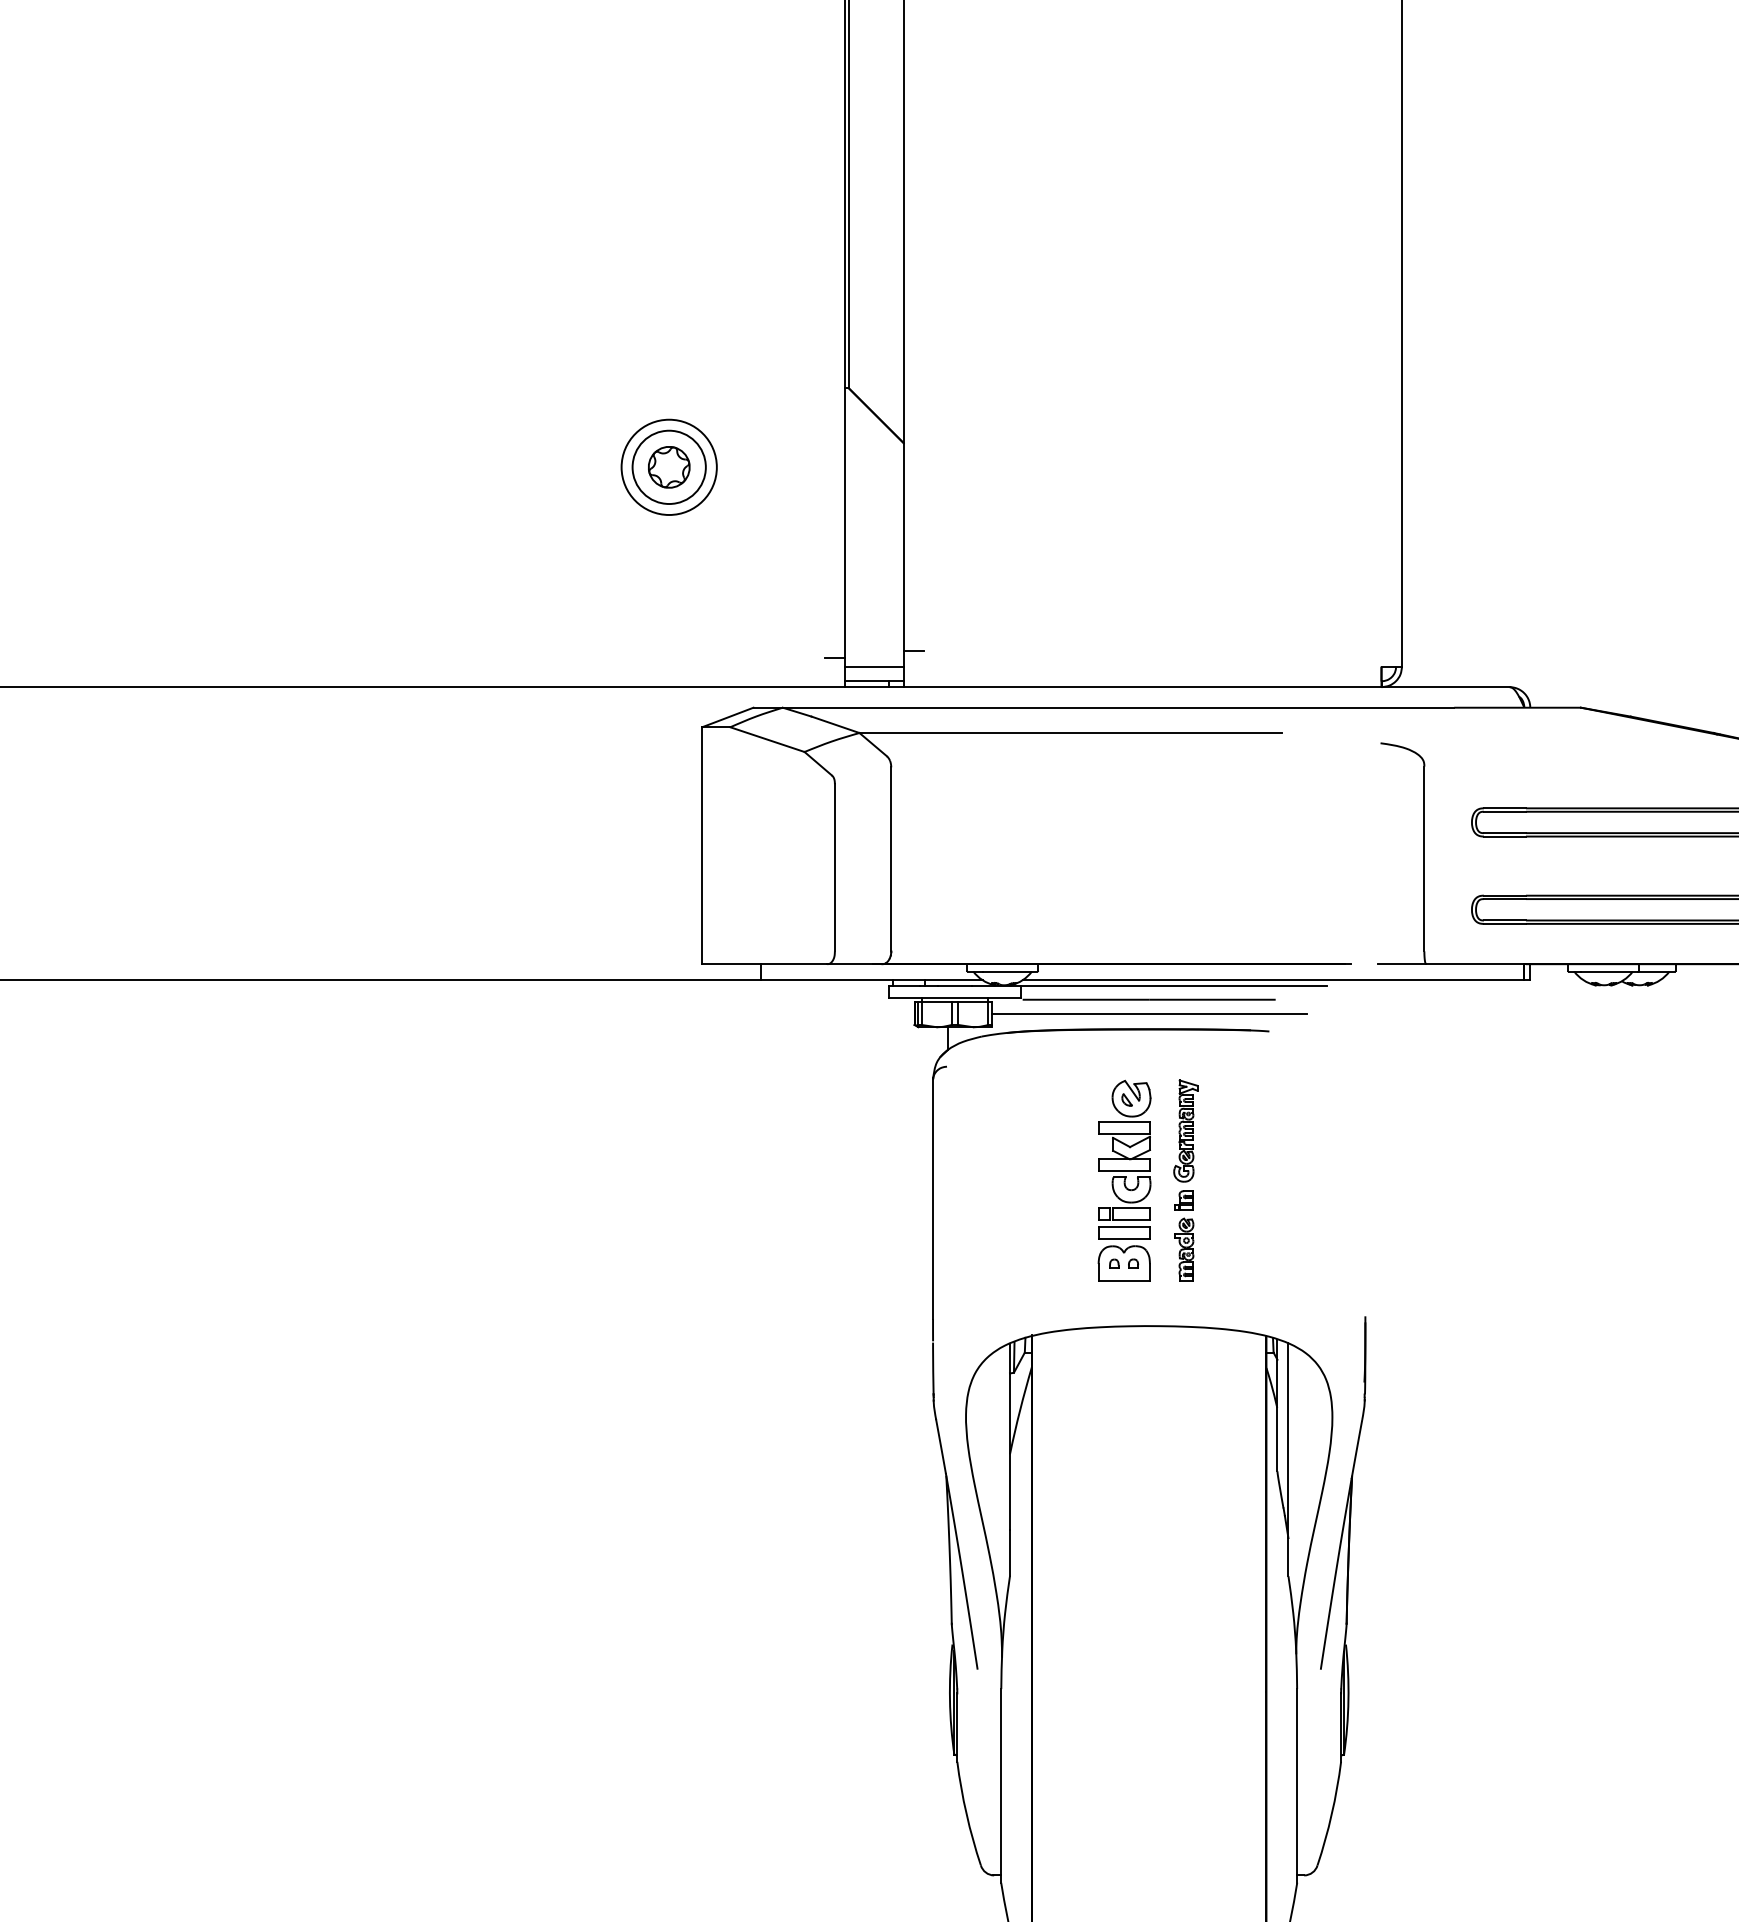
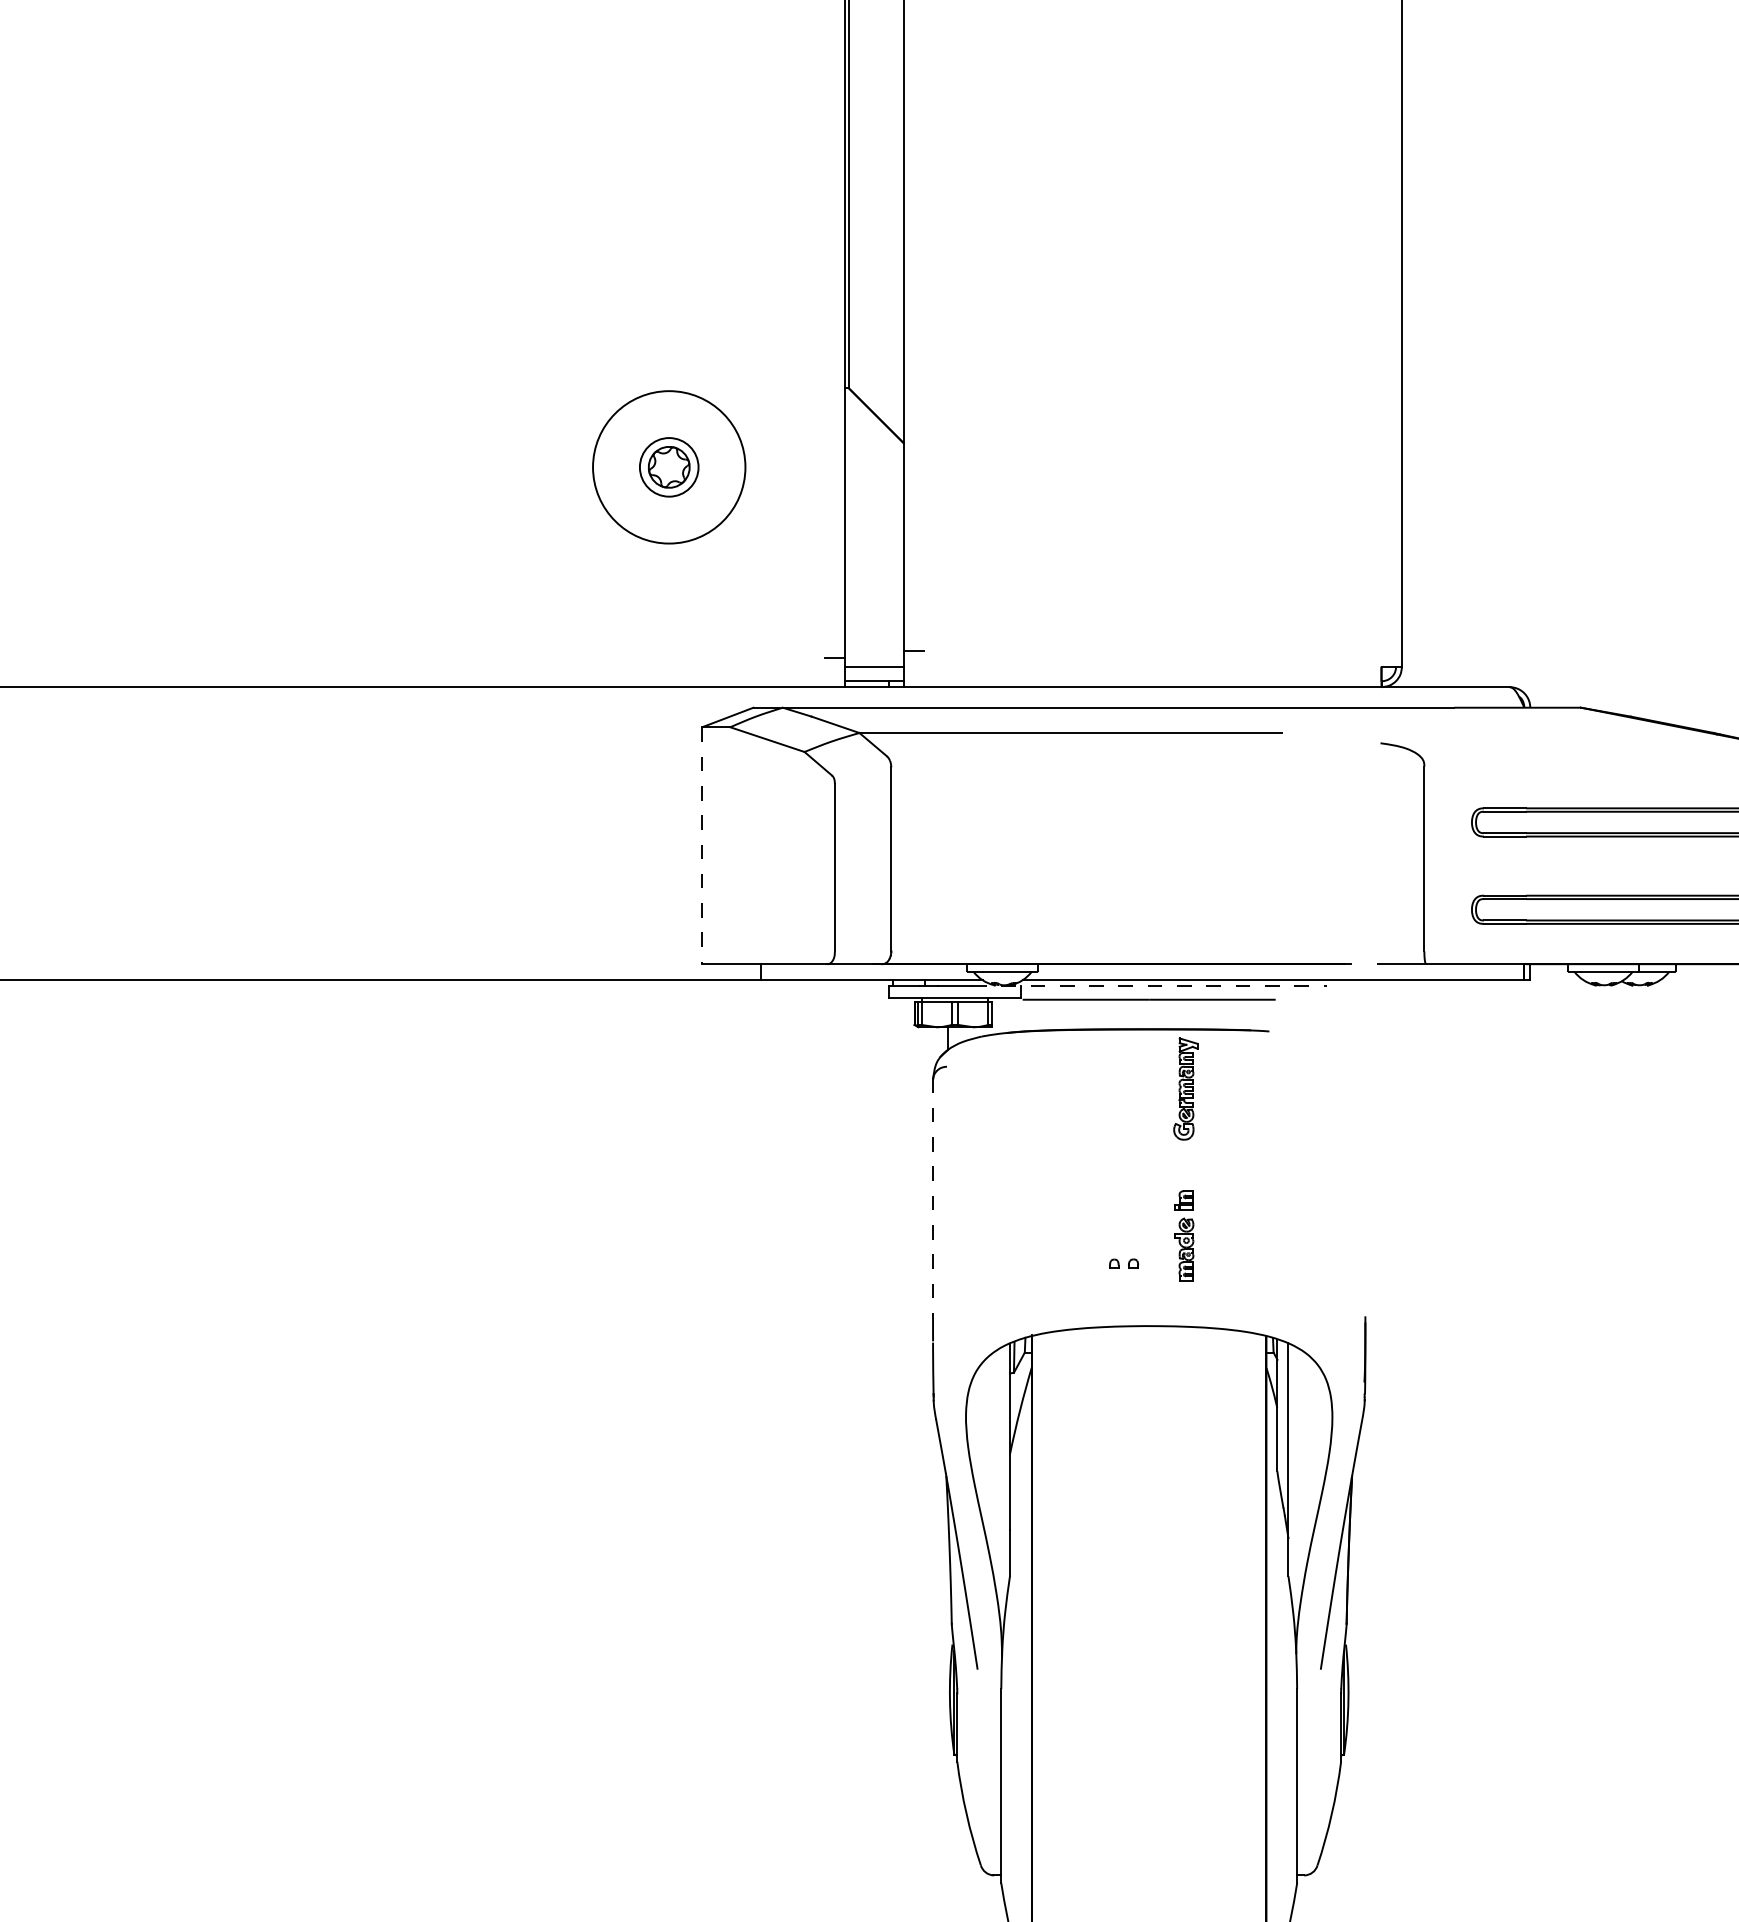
circle diameter: 73 px -> 59 px (668, 467)
circle diameter: 95 px -> 152 px (669, 467)
line: solid -> dashed (702, 846)
line: solid -> dashed (1149, 986)
line: present -> none (1148, 1014)
part position: (1185, 1130) -> (1185, 1088) (1185, 1088)
part: present -> none (1124, 1180)
line: solid -> dashed (933, 1199)
